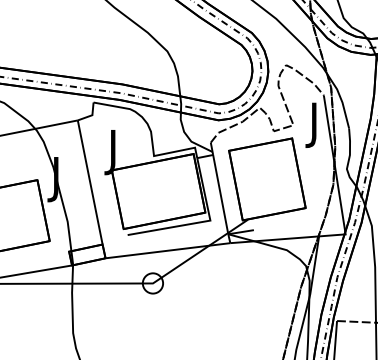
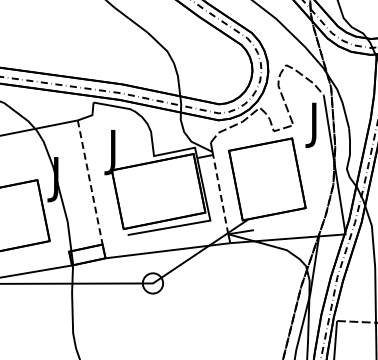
line: solid -> dashed (90, 182)
line: solid -> dashed (220, 194)
